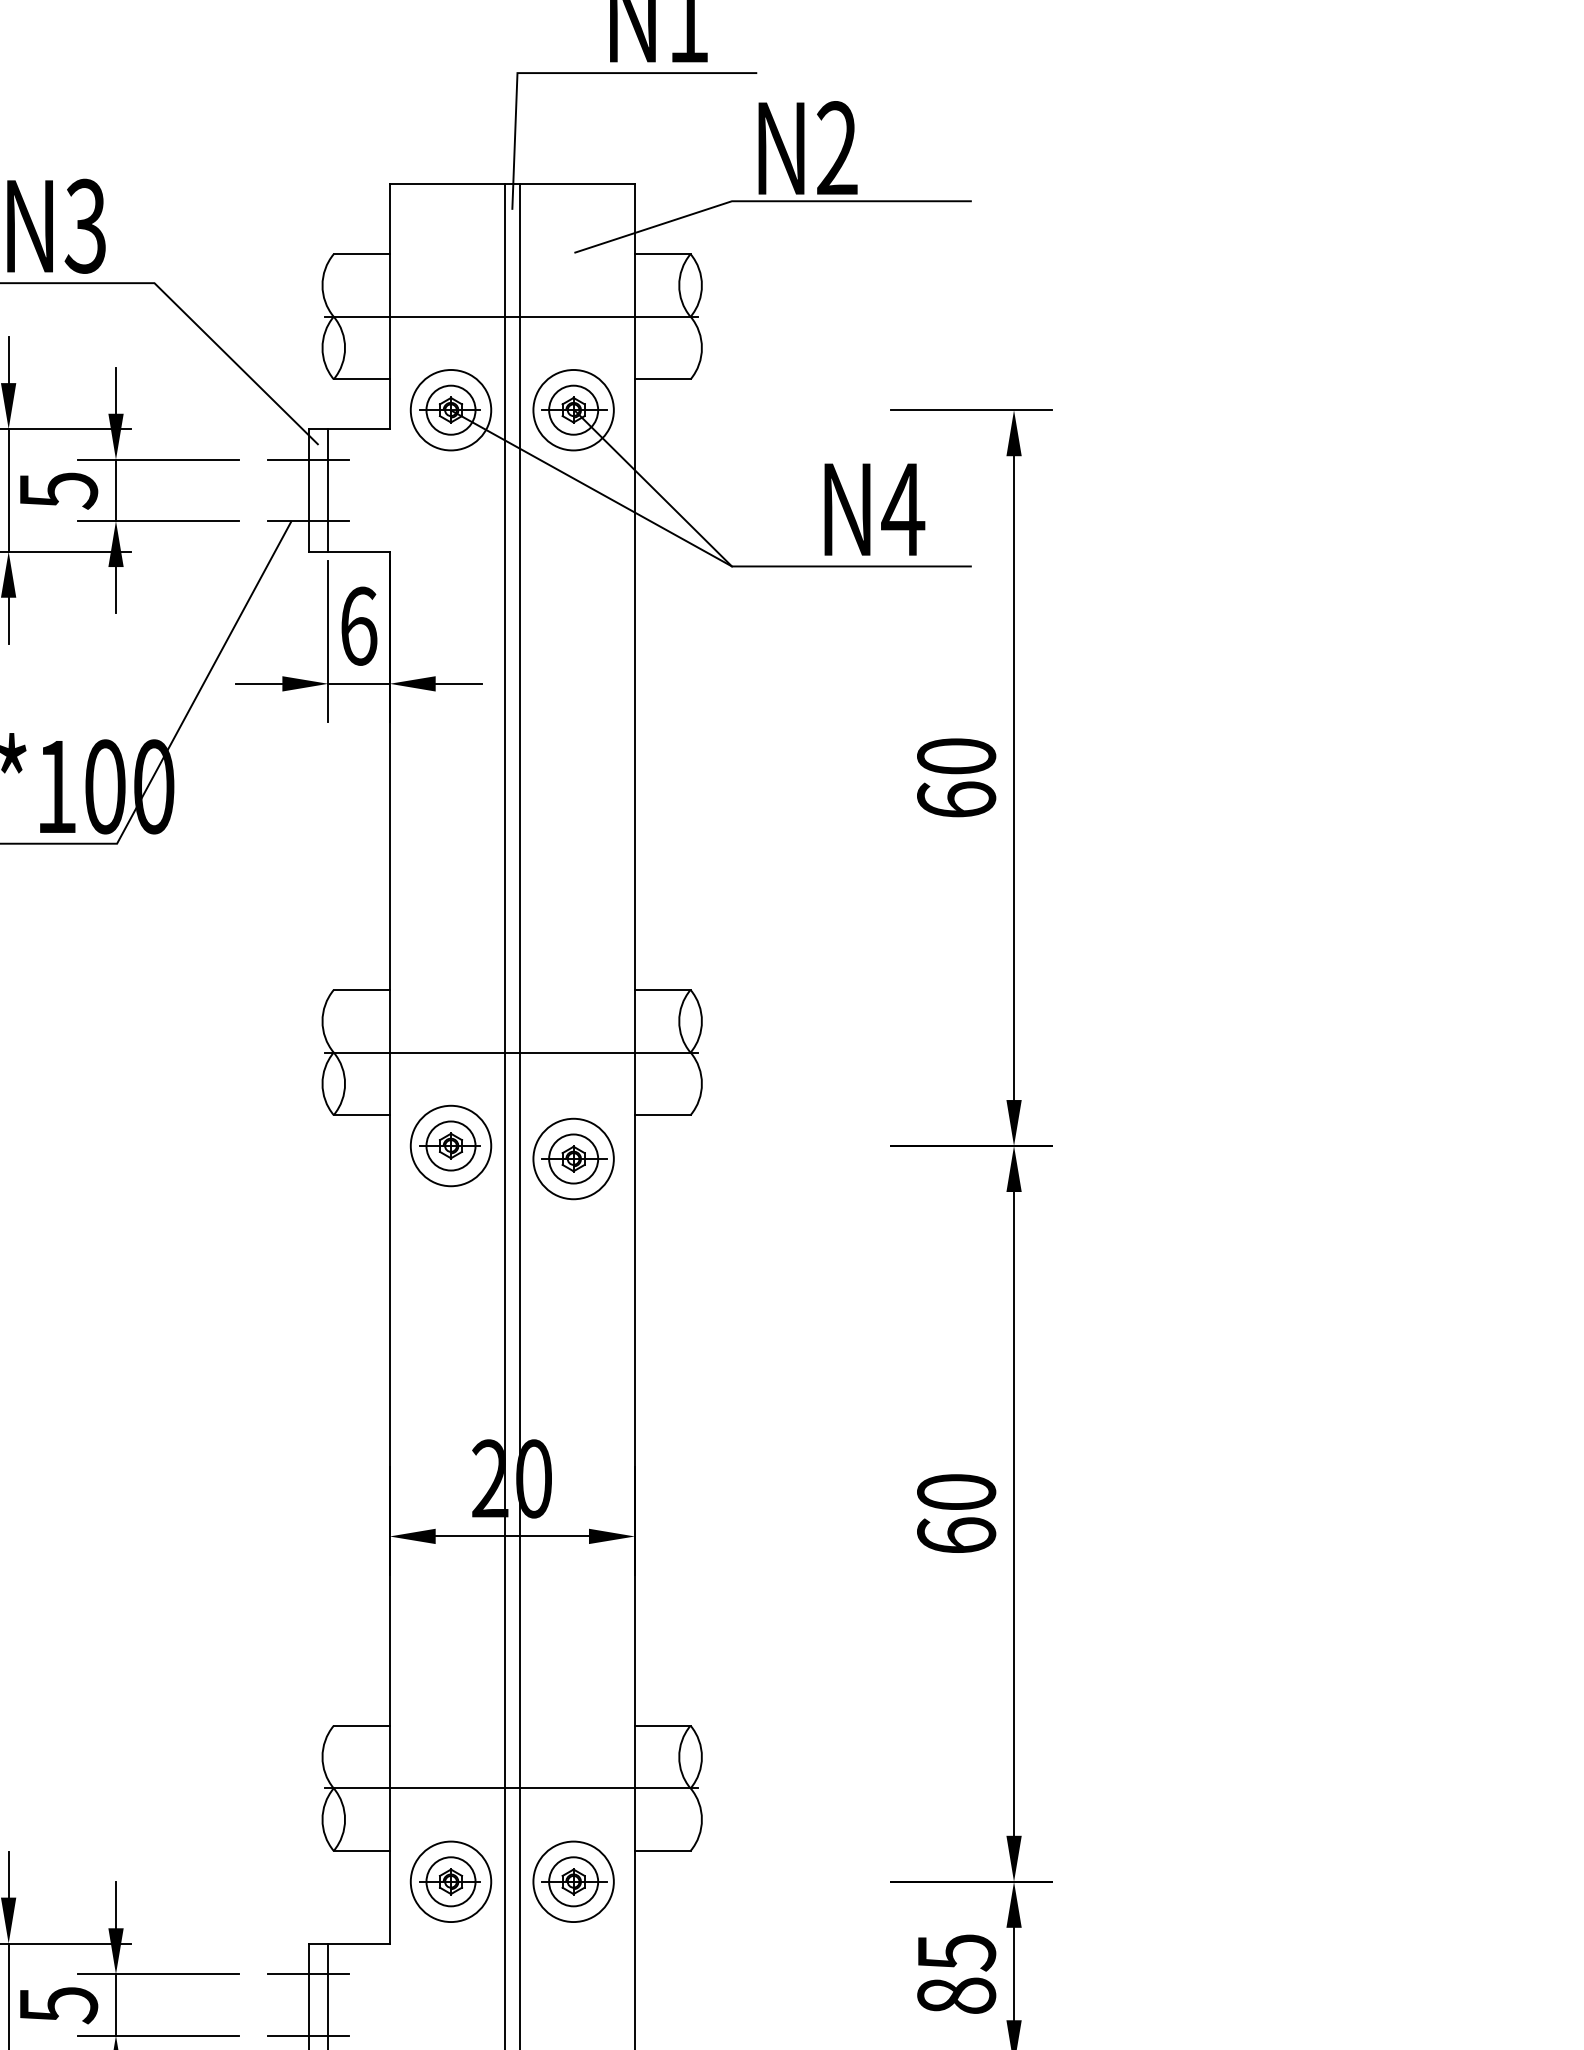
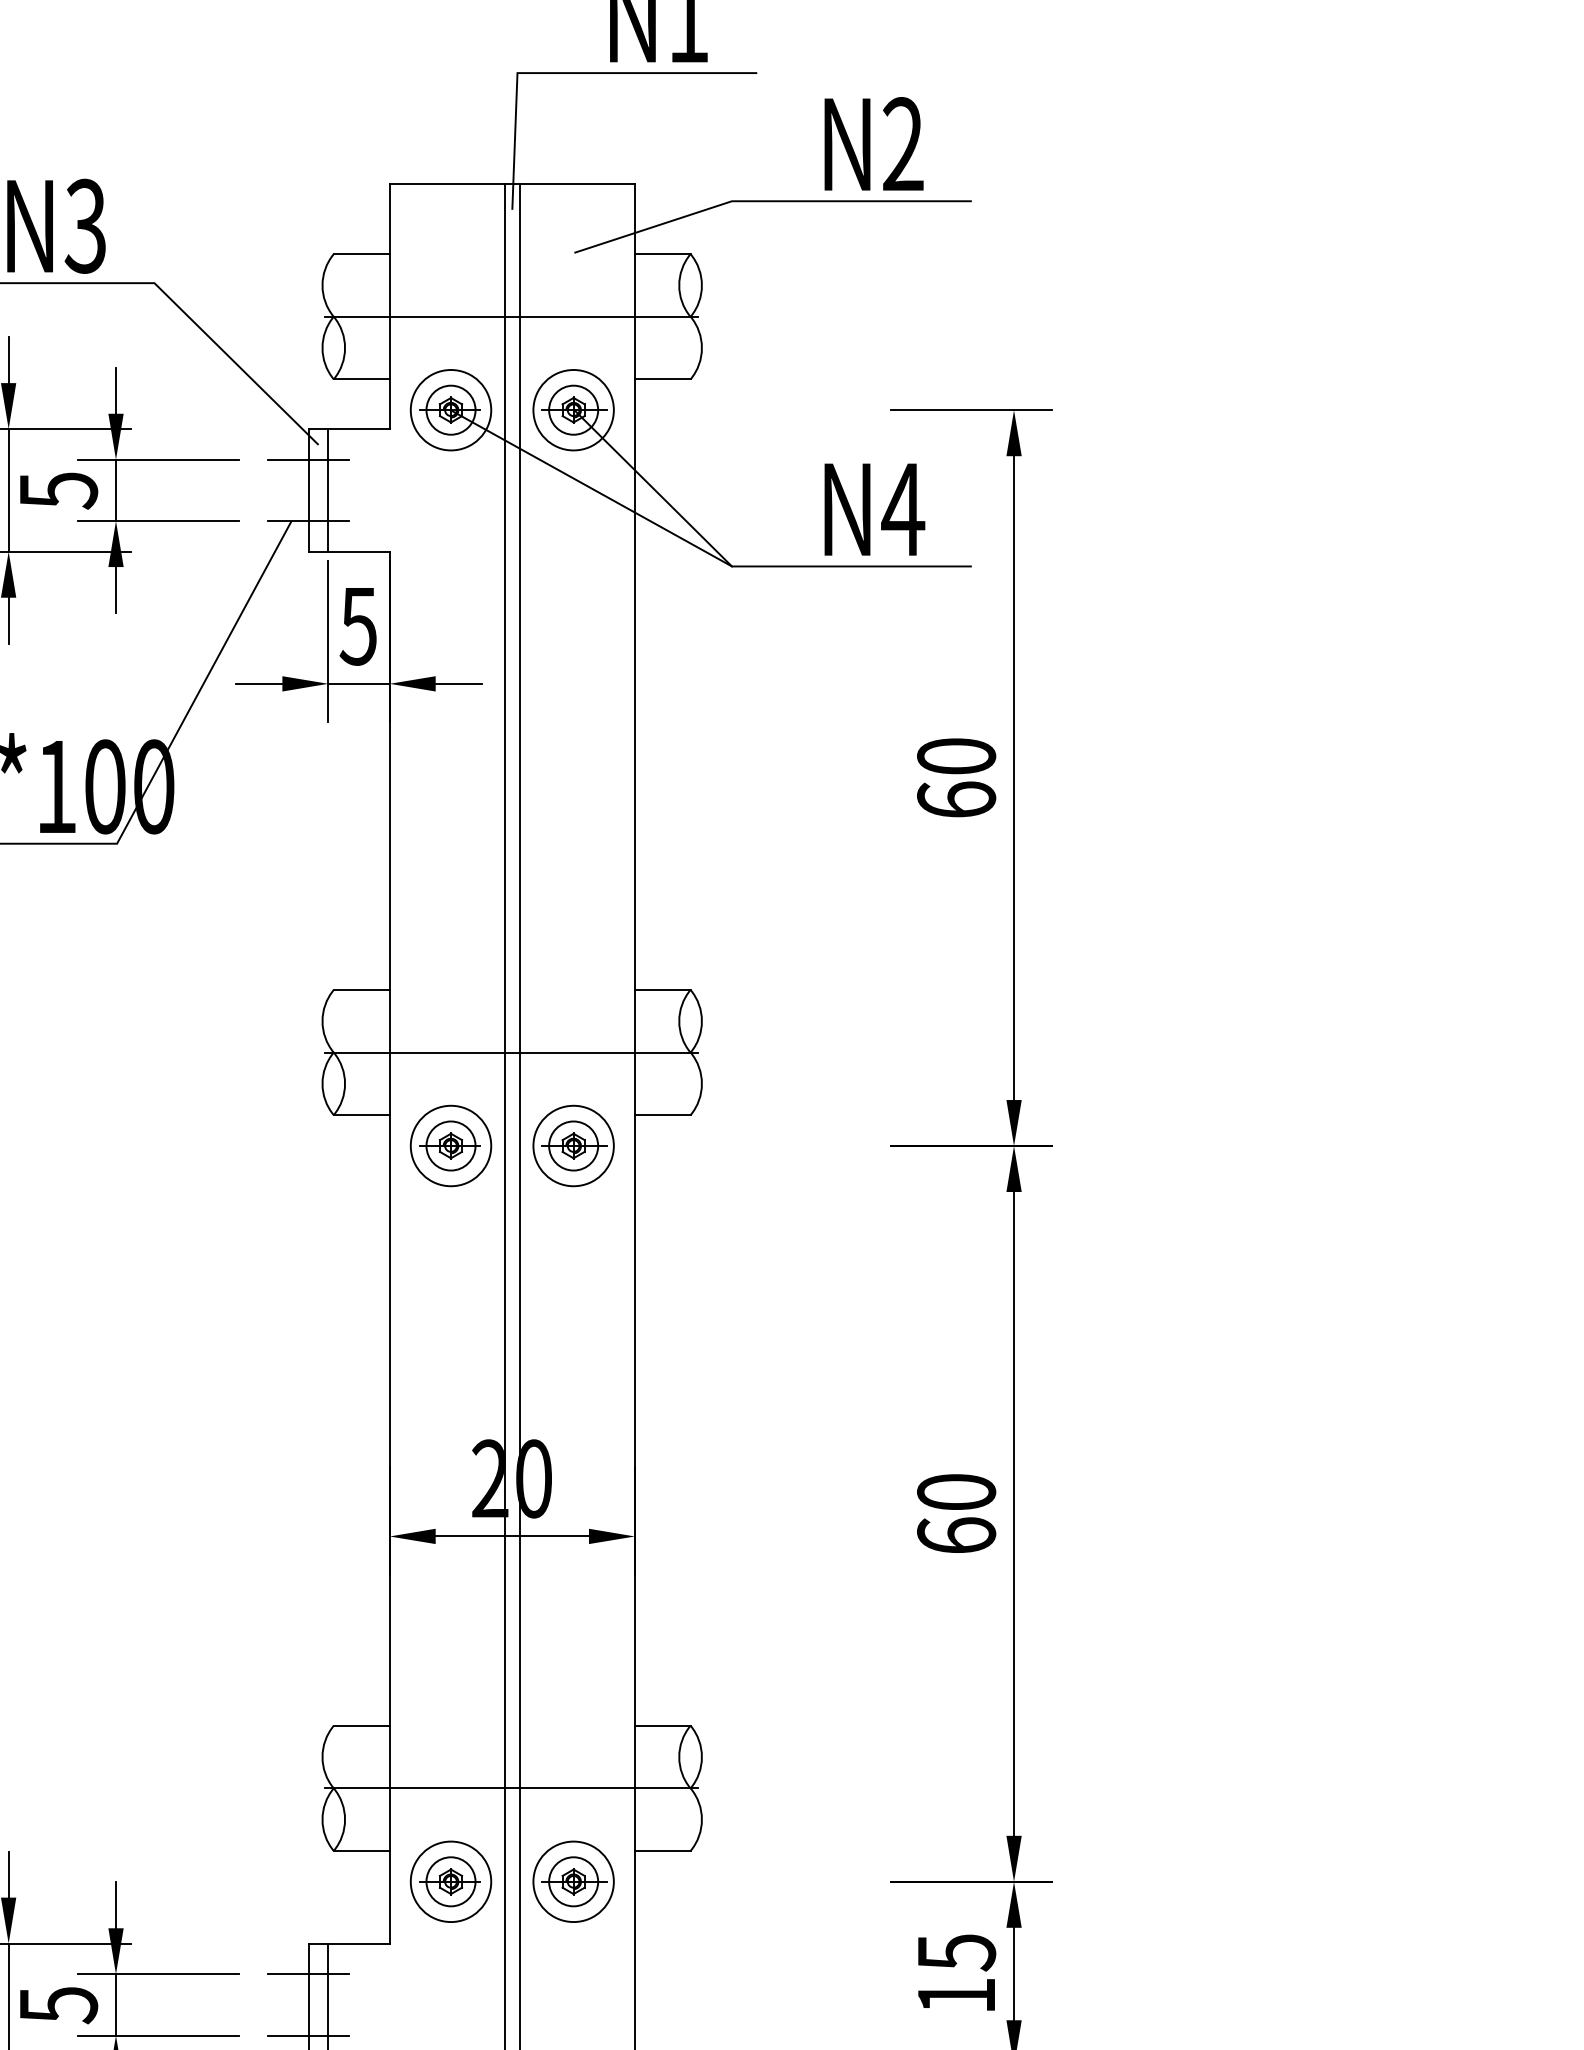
text position: (807, 147) -> (873, 143) (873, 143)
text: 6 -> 5 (358, 625)
part position: (573, 1158) -> (573, 1145) (573, 1145)
text: 85 -> 15 (956, 1995)
